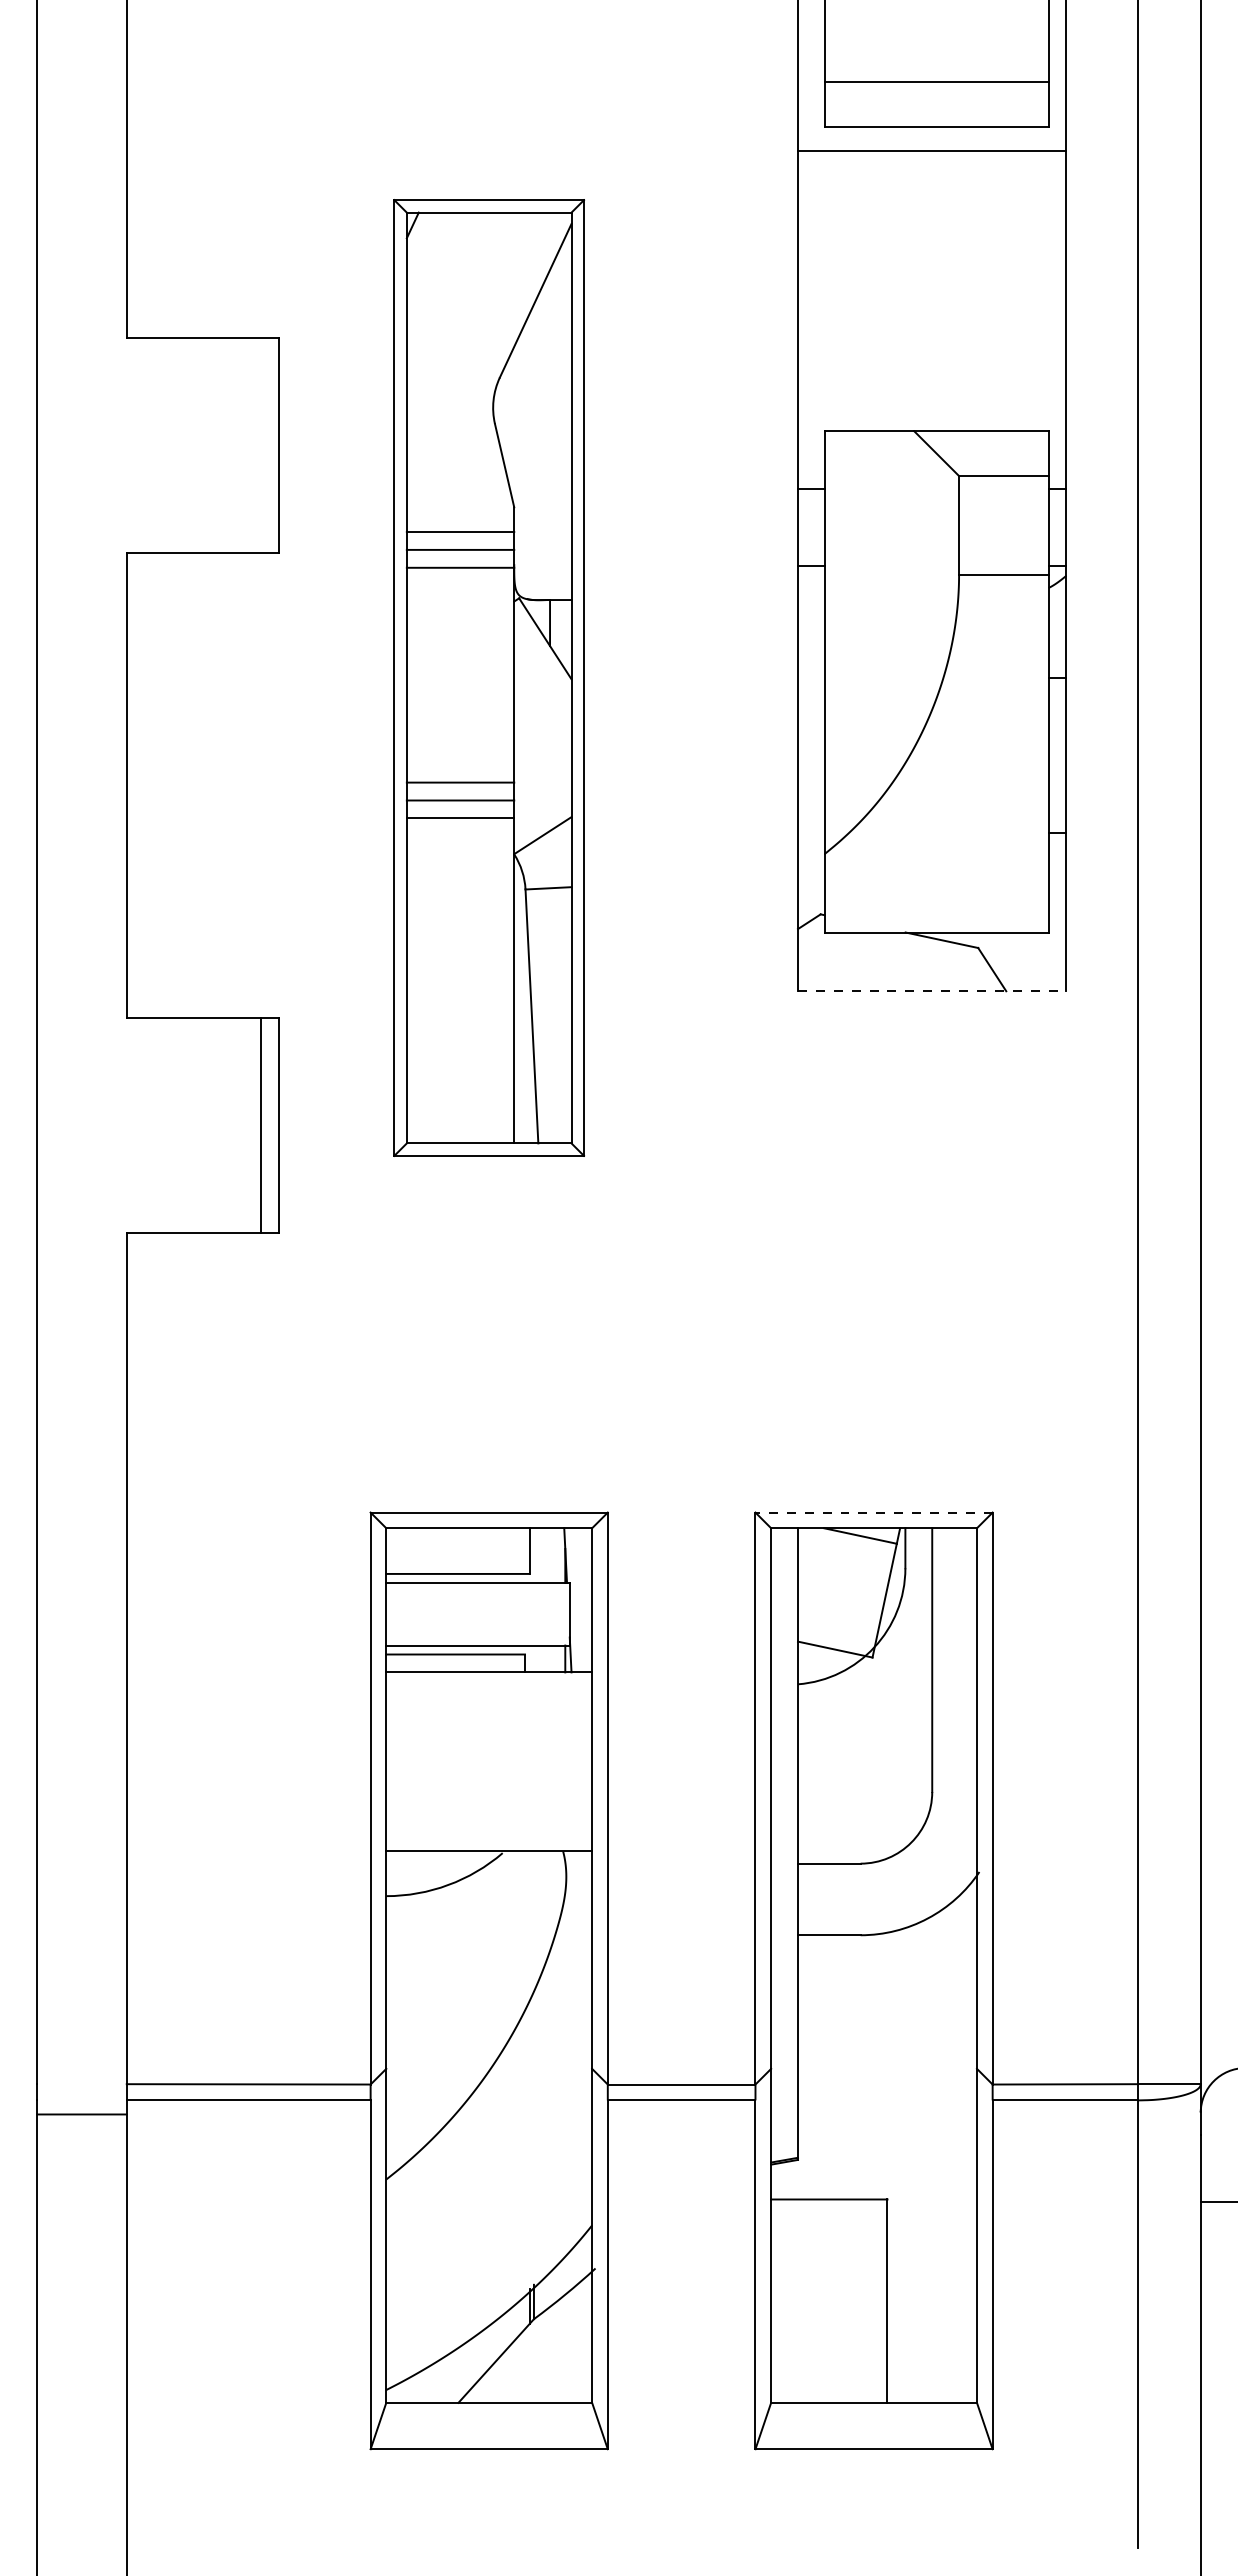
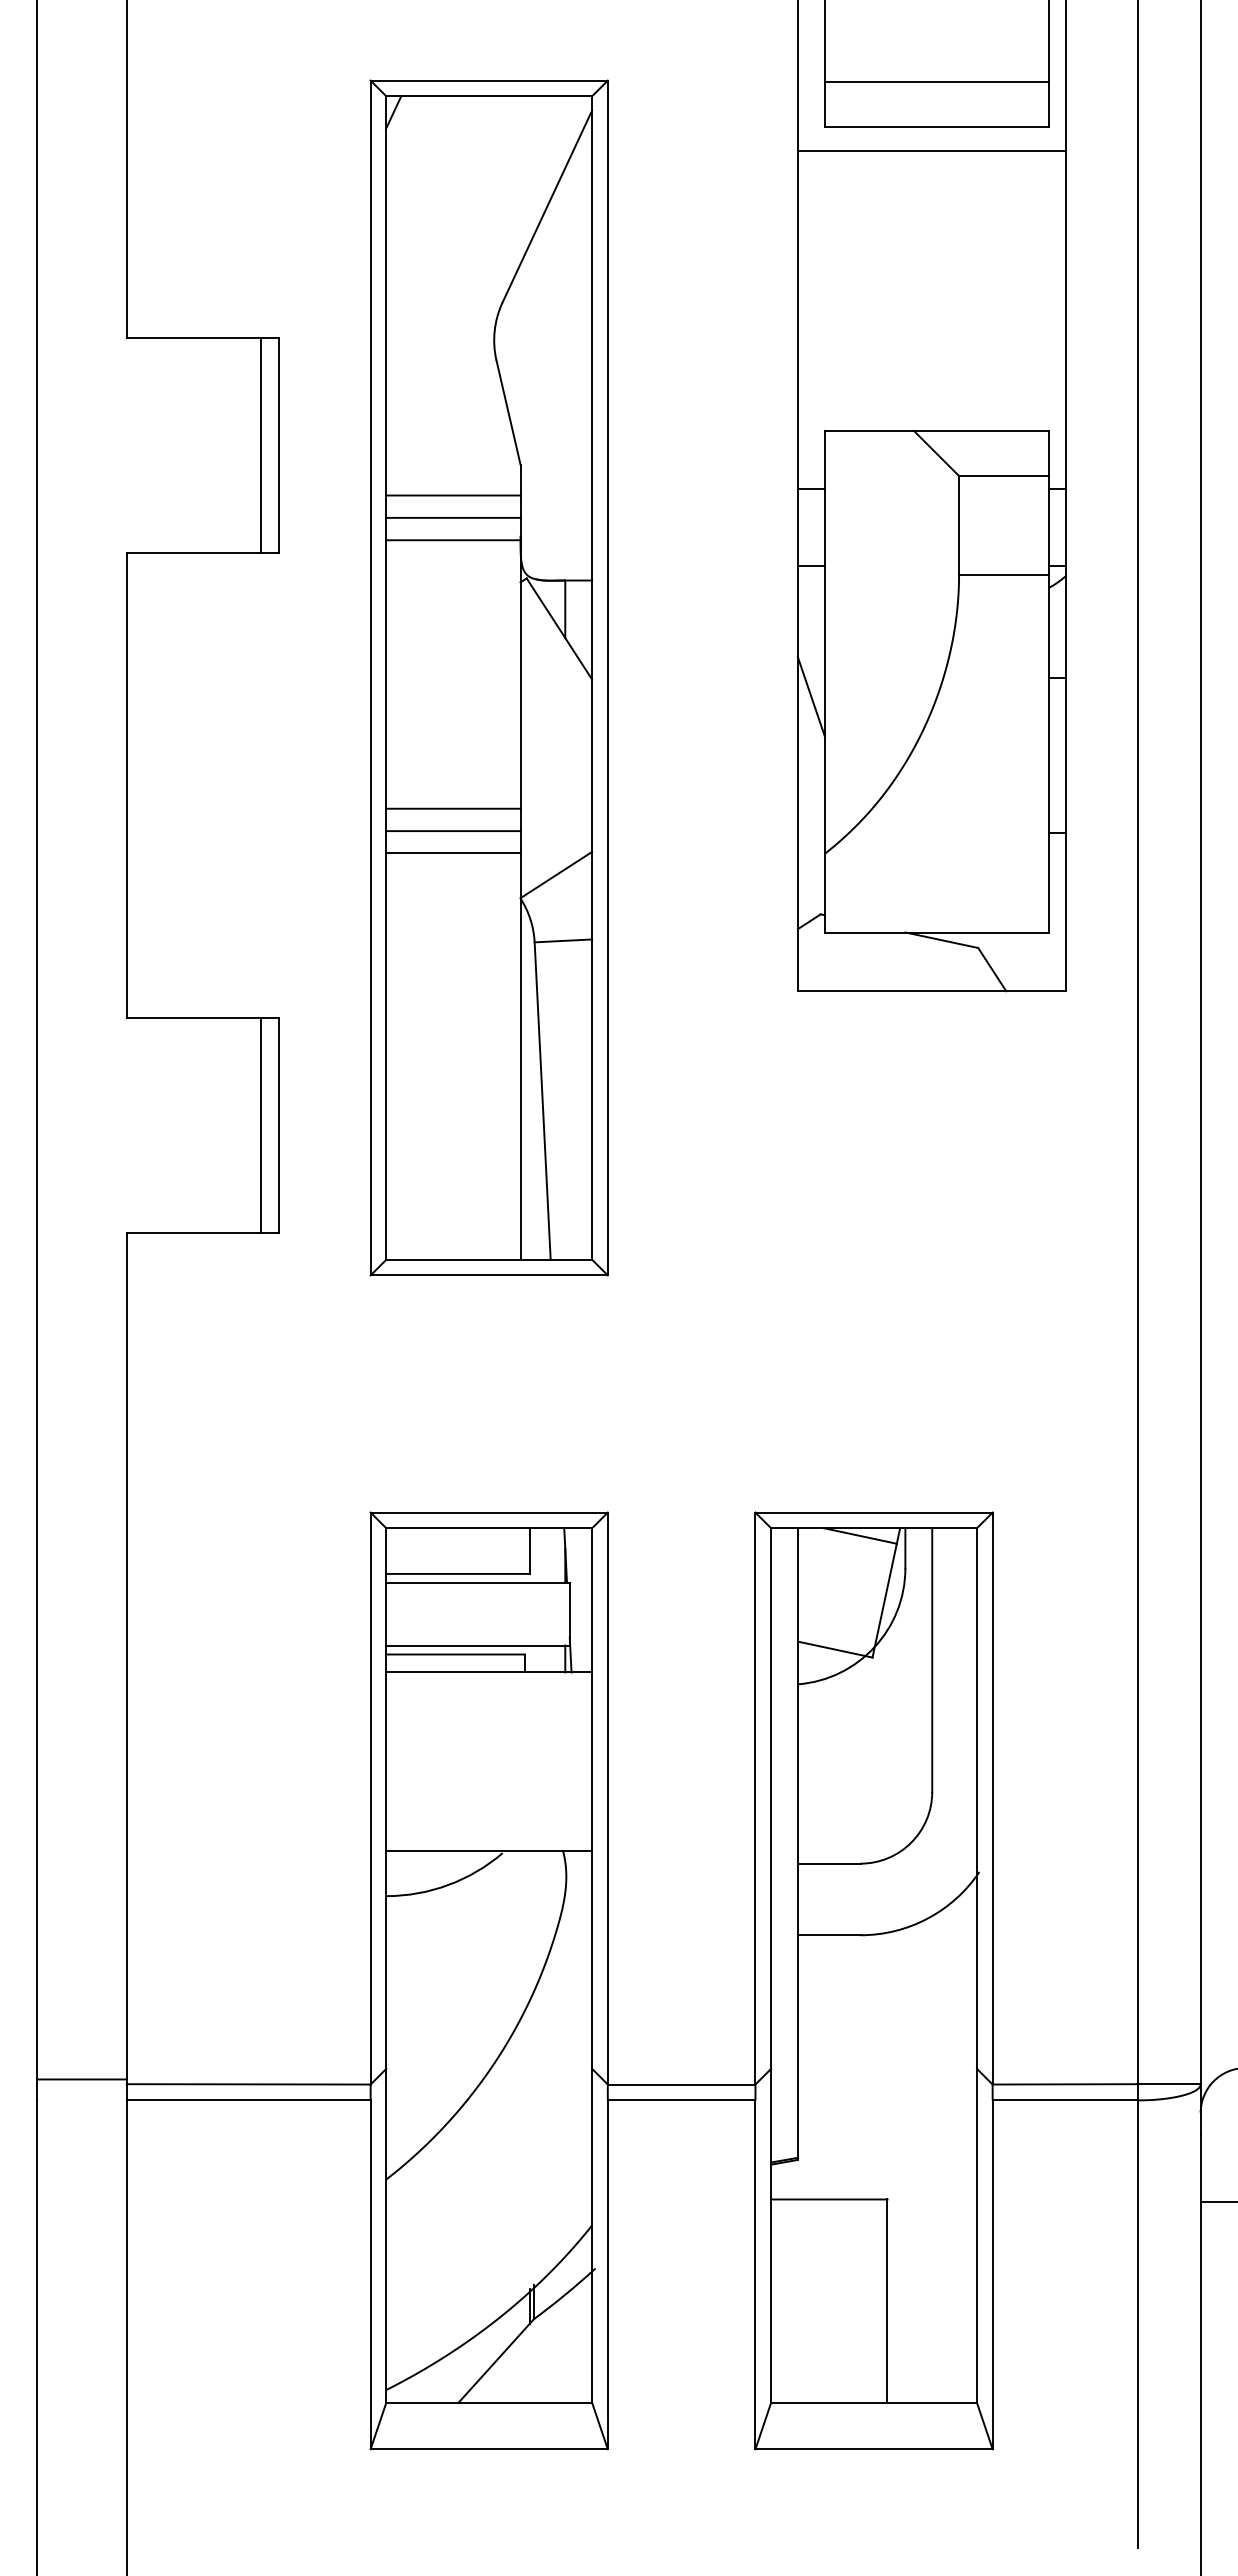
line: none -> present (261, 444)
part size: 193x958 px -> 240x1198 px (488, 677)
line: none -> present (810, 696)
line: dashed -> solid (932, 991)
line: dashed -> solid (874, 1512)
line position: (81, 2114) -> (81, 2079) (81, 2079)
